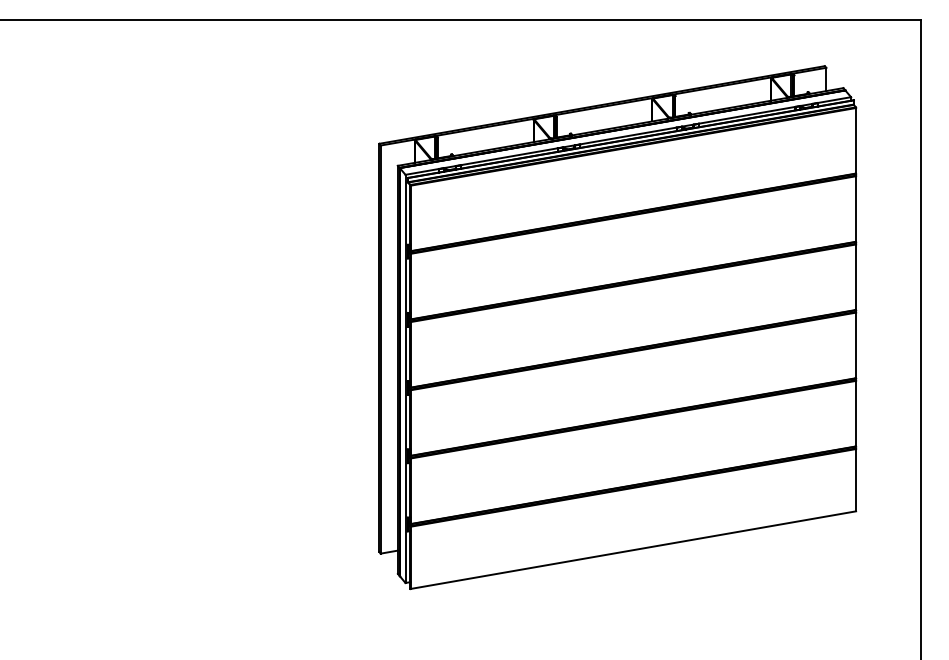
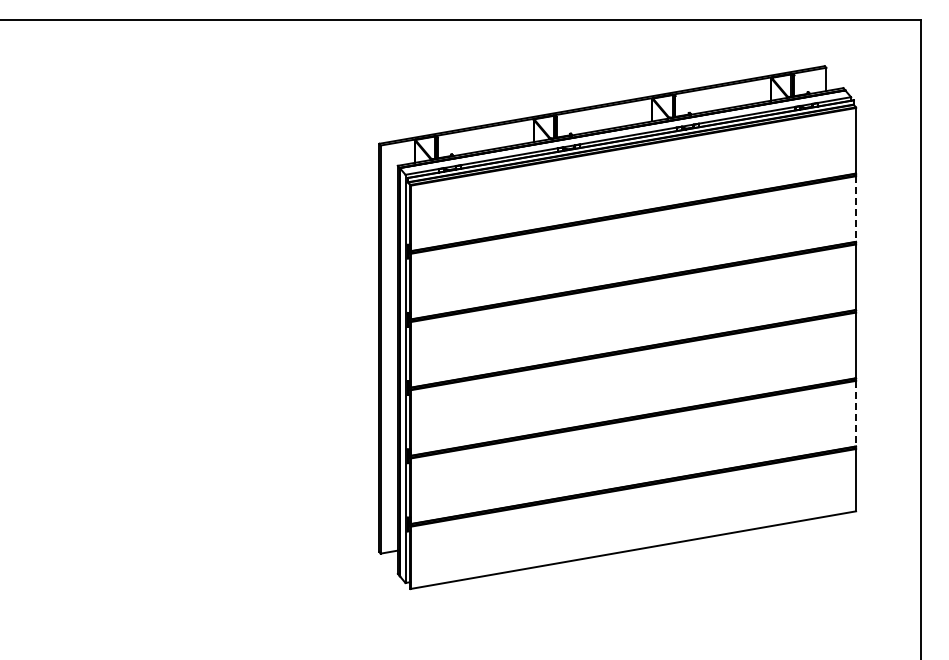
line: solid -> dashed (856, 209)
line: solid -> dashed (856, 413)
